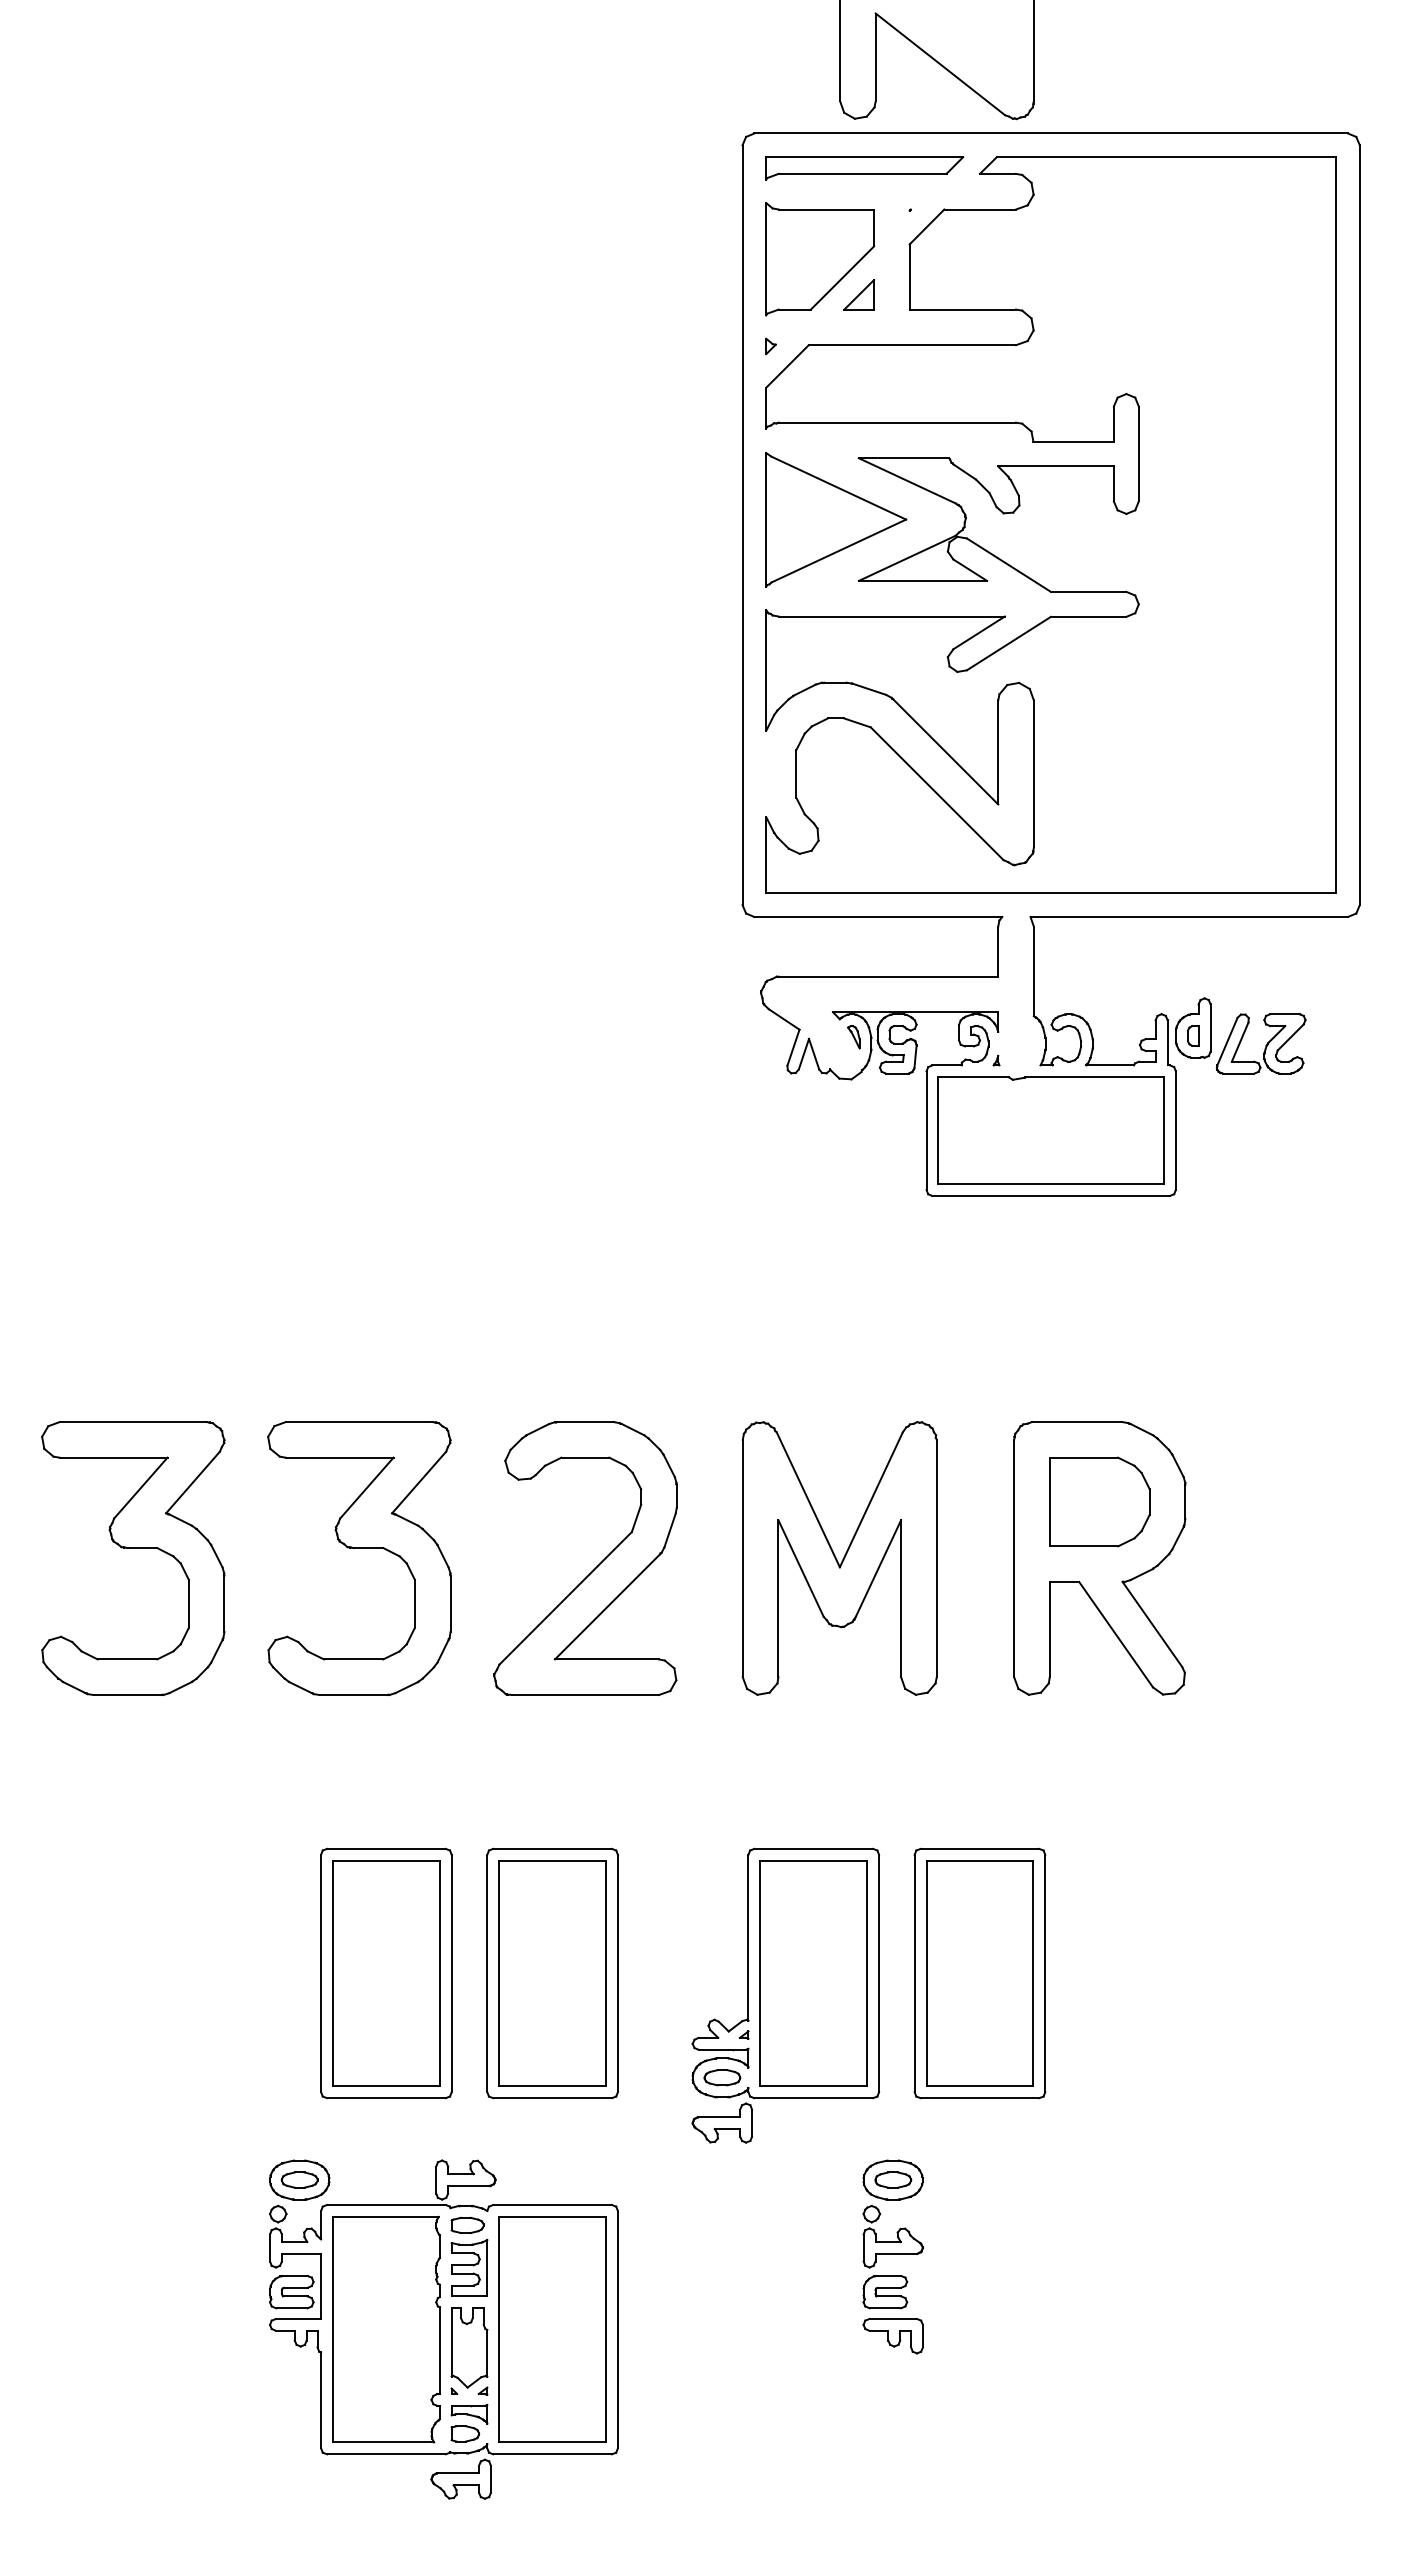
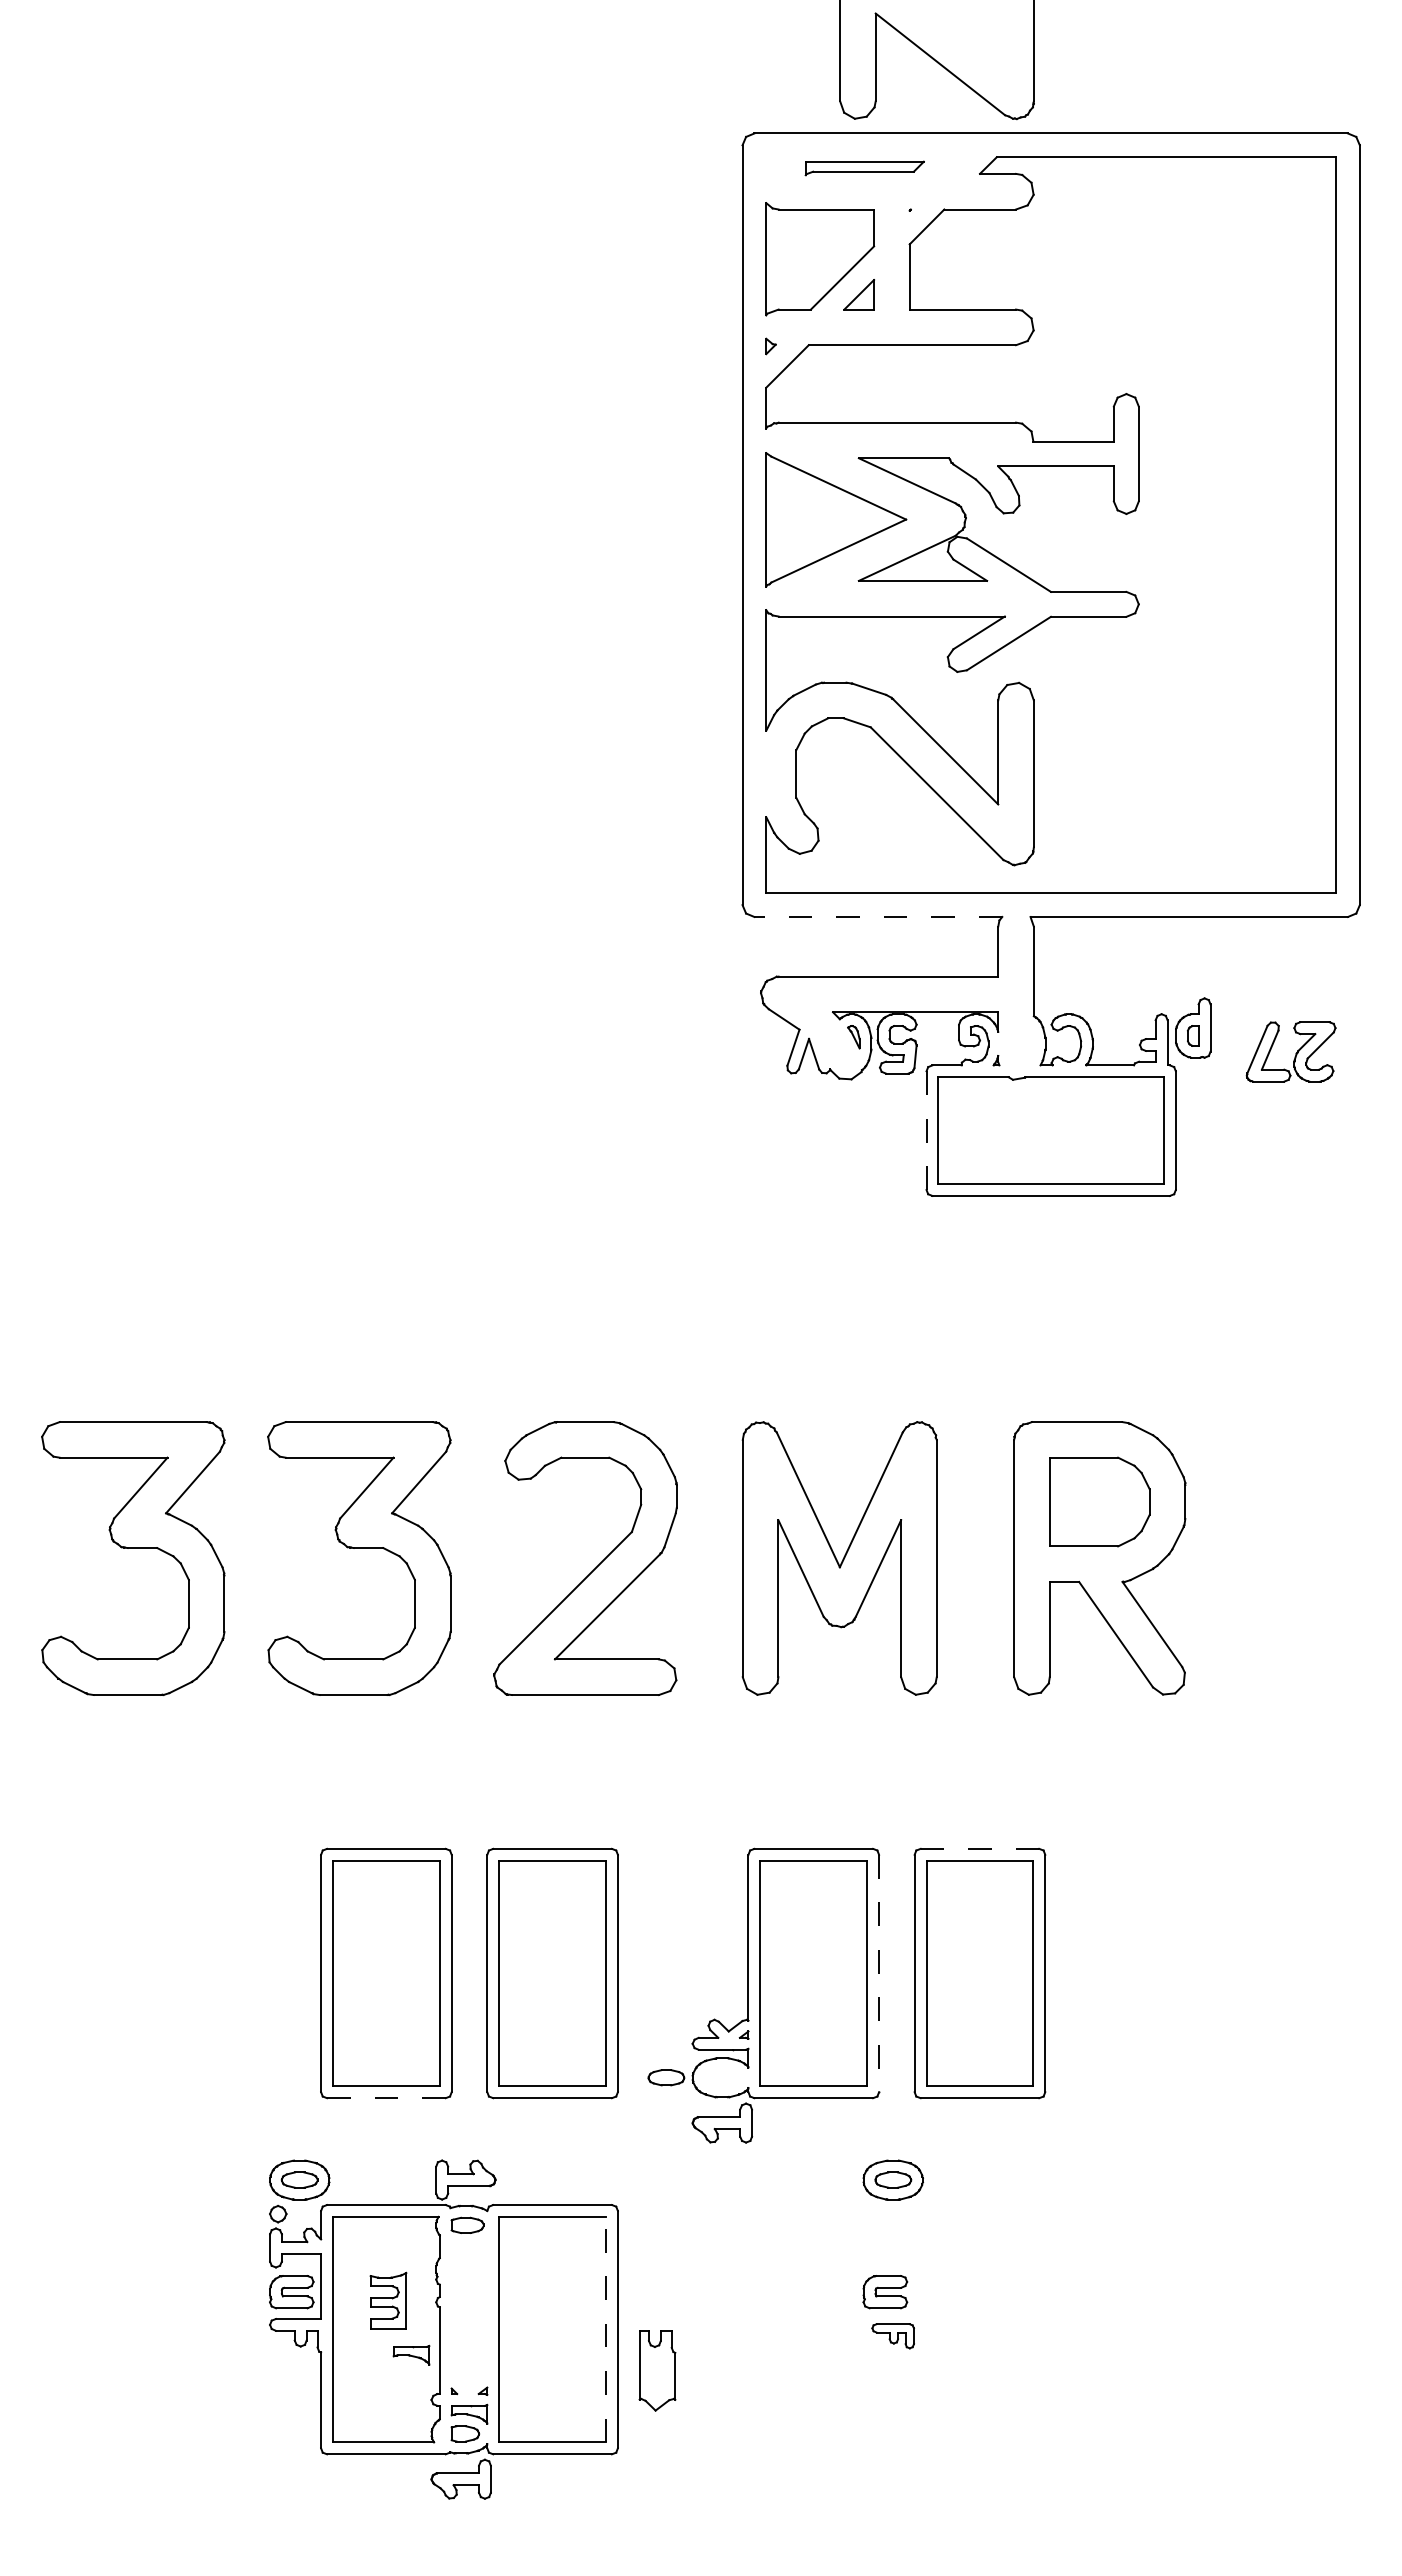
part size: 200x25 px -> 121x17 px (864, 168)
line: solid -> dashed (878, 916)
part position: (1260, 1043) -> (1290, 1051) (1290, 1051)
line: solid -> dashed (926, 1130)
line: solid -> dashed (980, 1848)
line: solid -> dashed (879, 1973)
part position: (722, 2077) -> (666, 2077) (666, 2077)
line: solid -> dashed (385, 2098)
part: present -> none (892, 2236)
part position: (469, 2267) -> (388, 2300) (388, 2300)
line: solid -> dashed (606, 2329)
part size: 62x37 px -> 44x27 px (892, 2336)
part position: (469, 2347) -> (657, 2370) (657, 2370)
part: none -> present (411, 2354)
